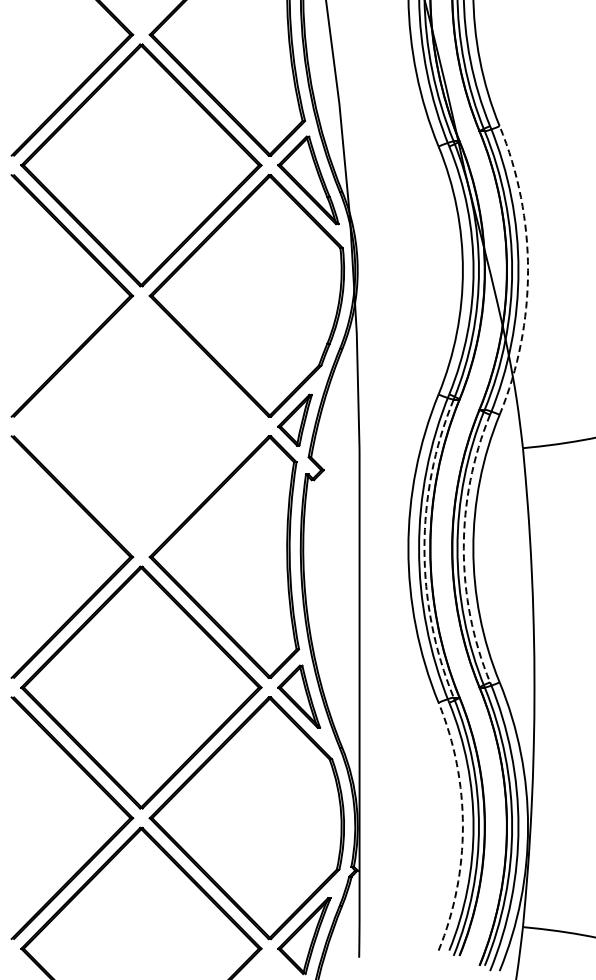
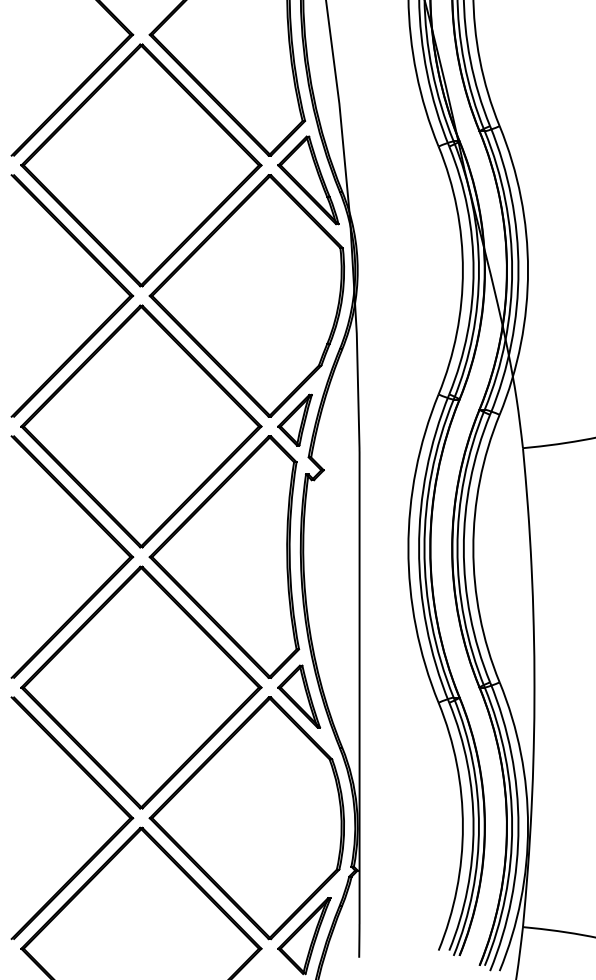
arc: dashed -> solid (528, 270)
part: none -> present (141, 426)
arc: dashed -> solid (424, 548)
arc: dashed -> solid (463, 548)
arc: dashed -> solid (462, 826)
